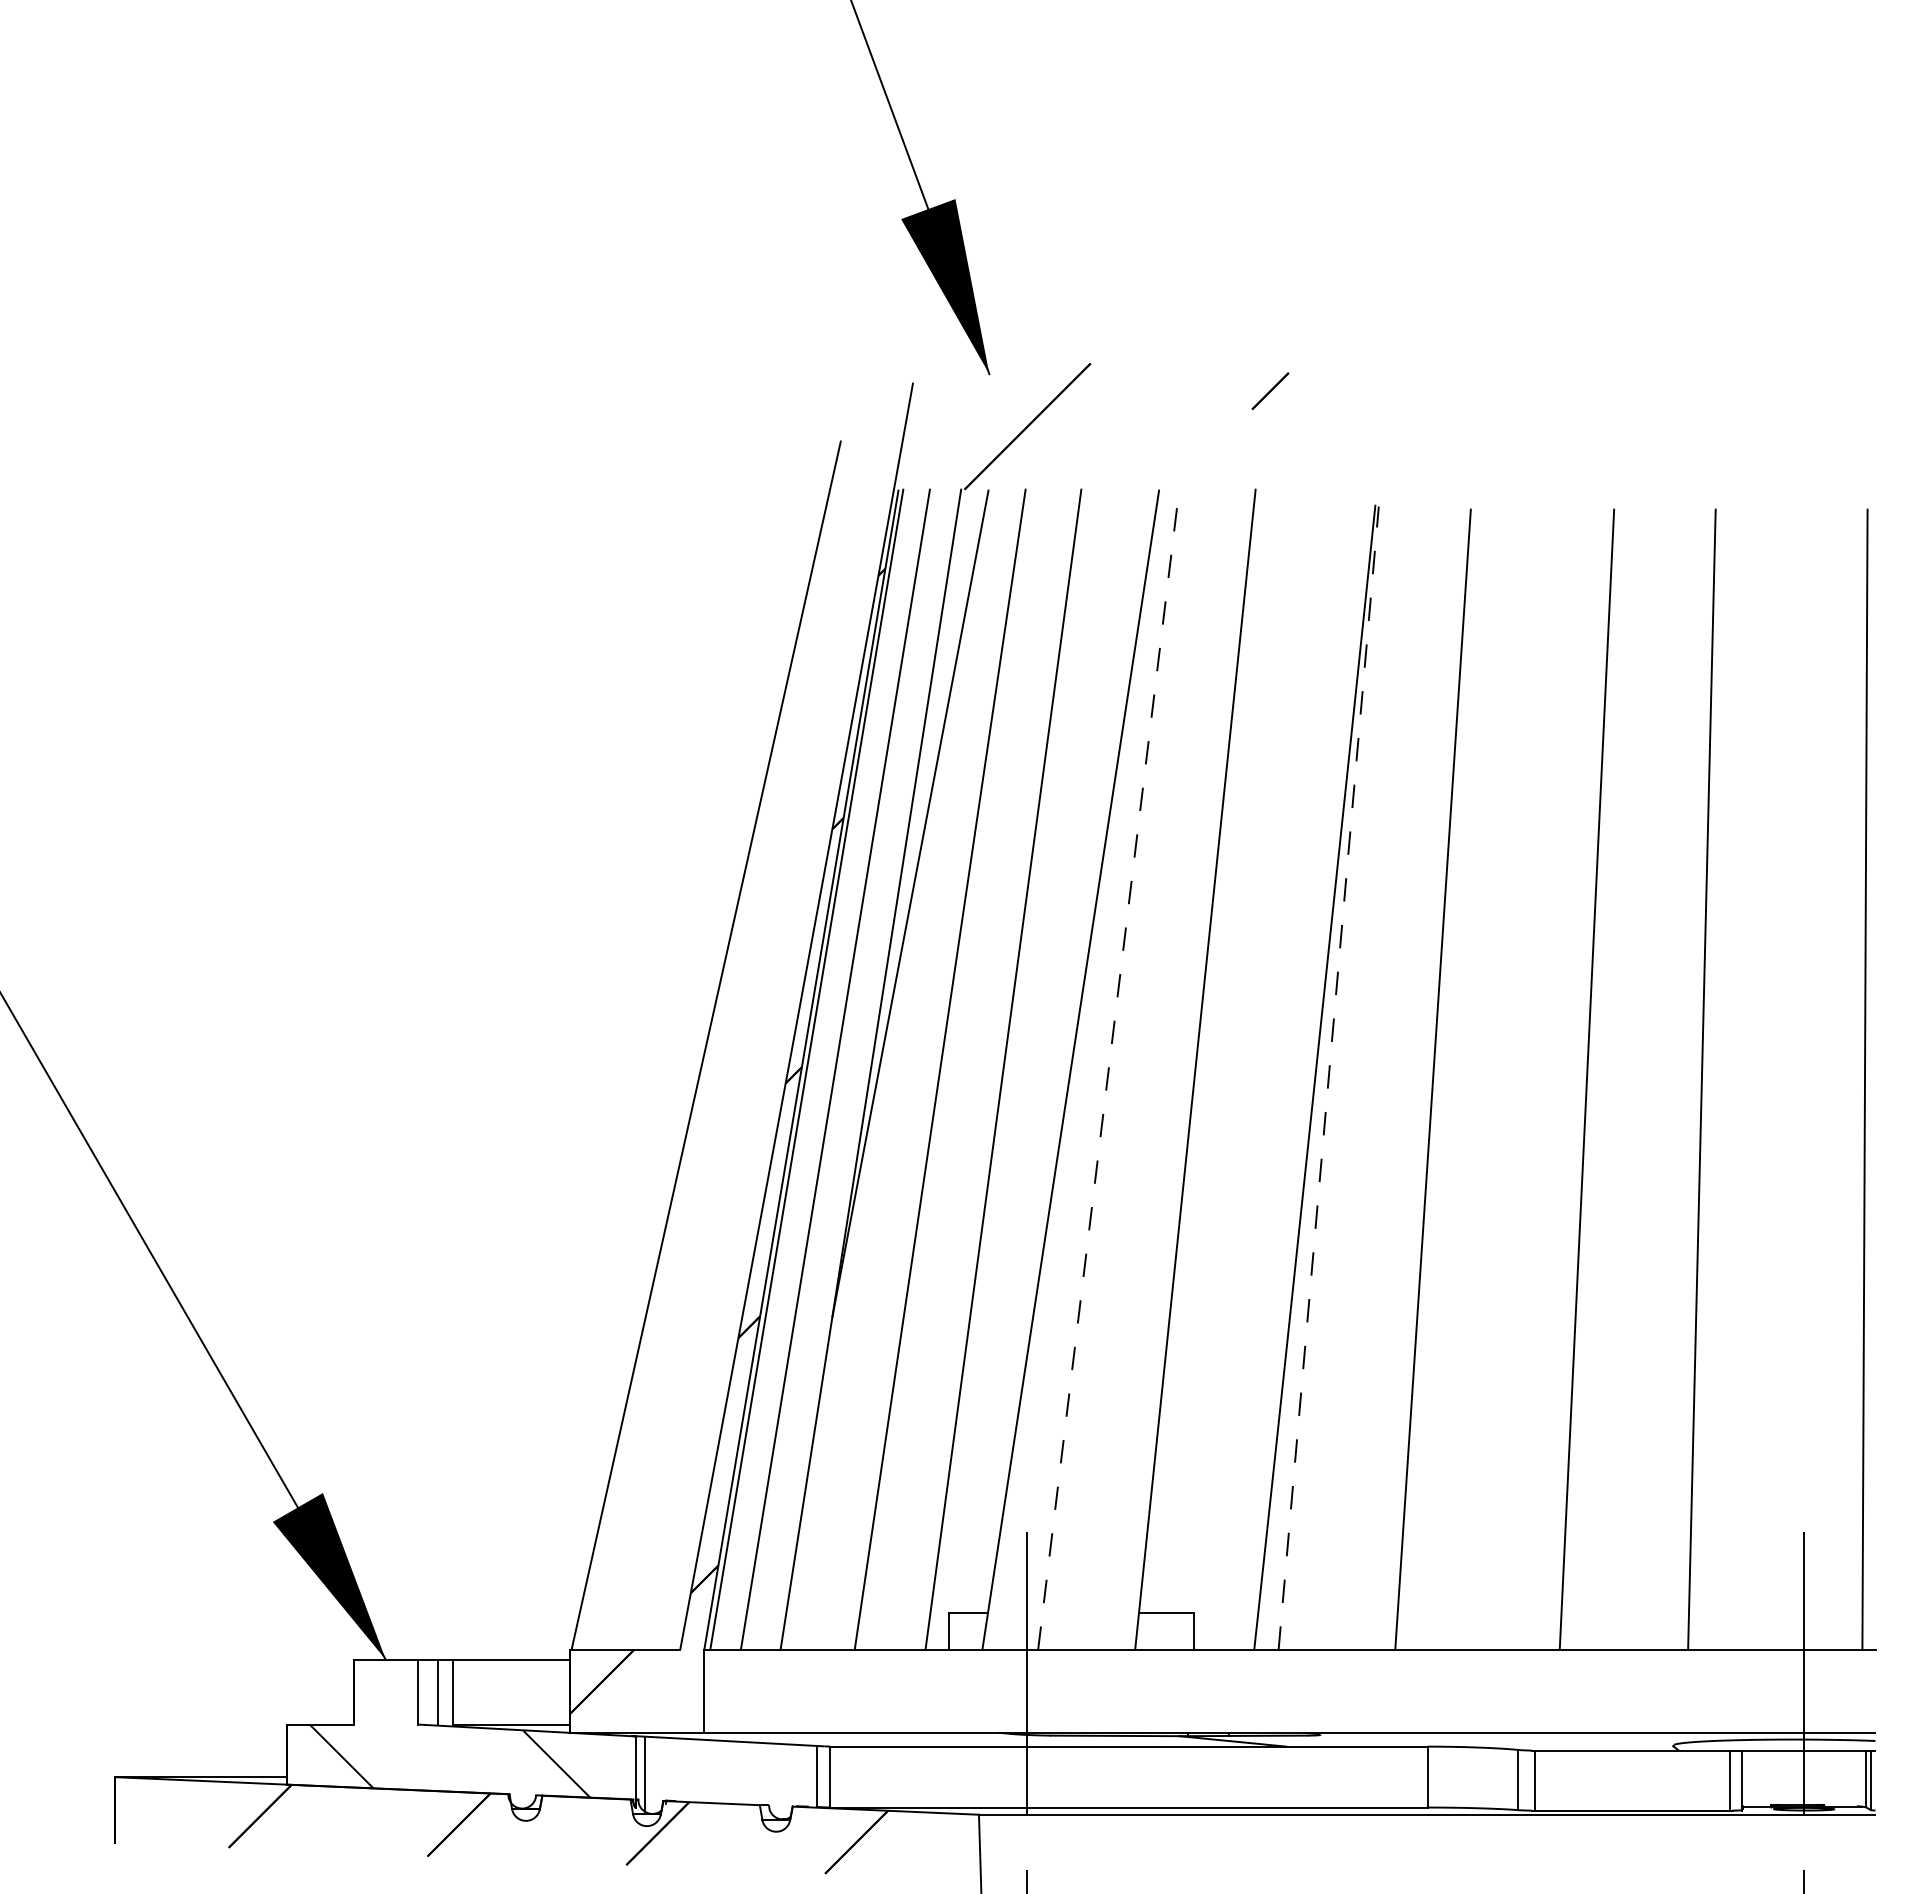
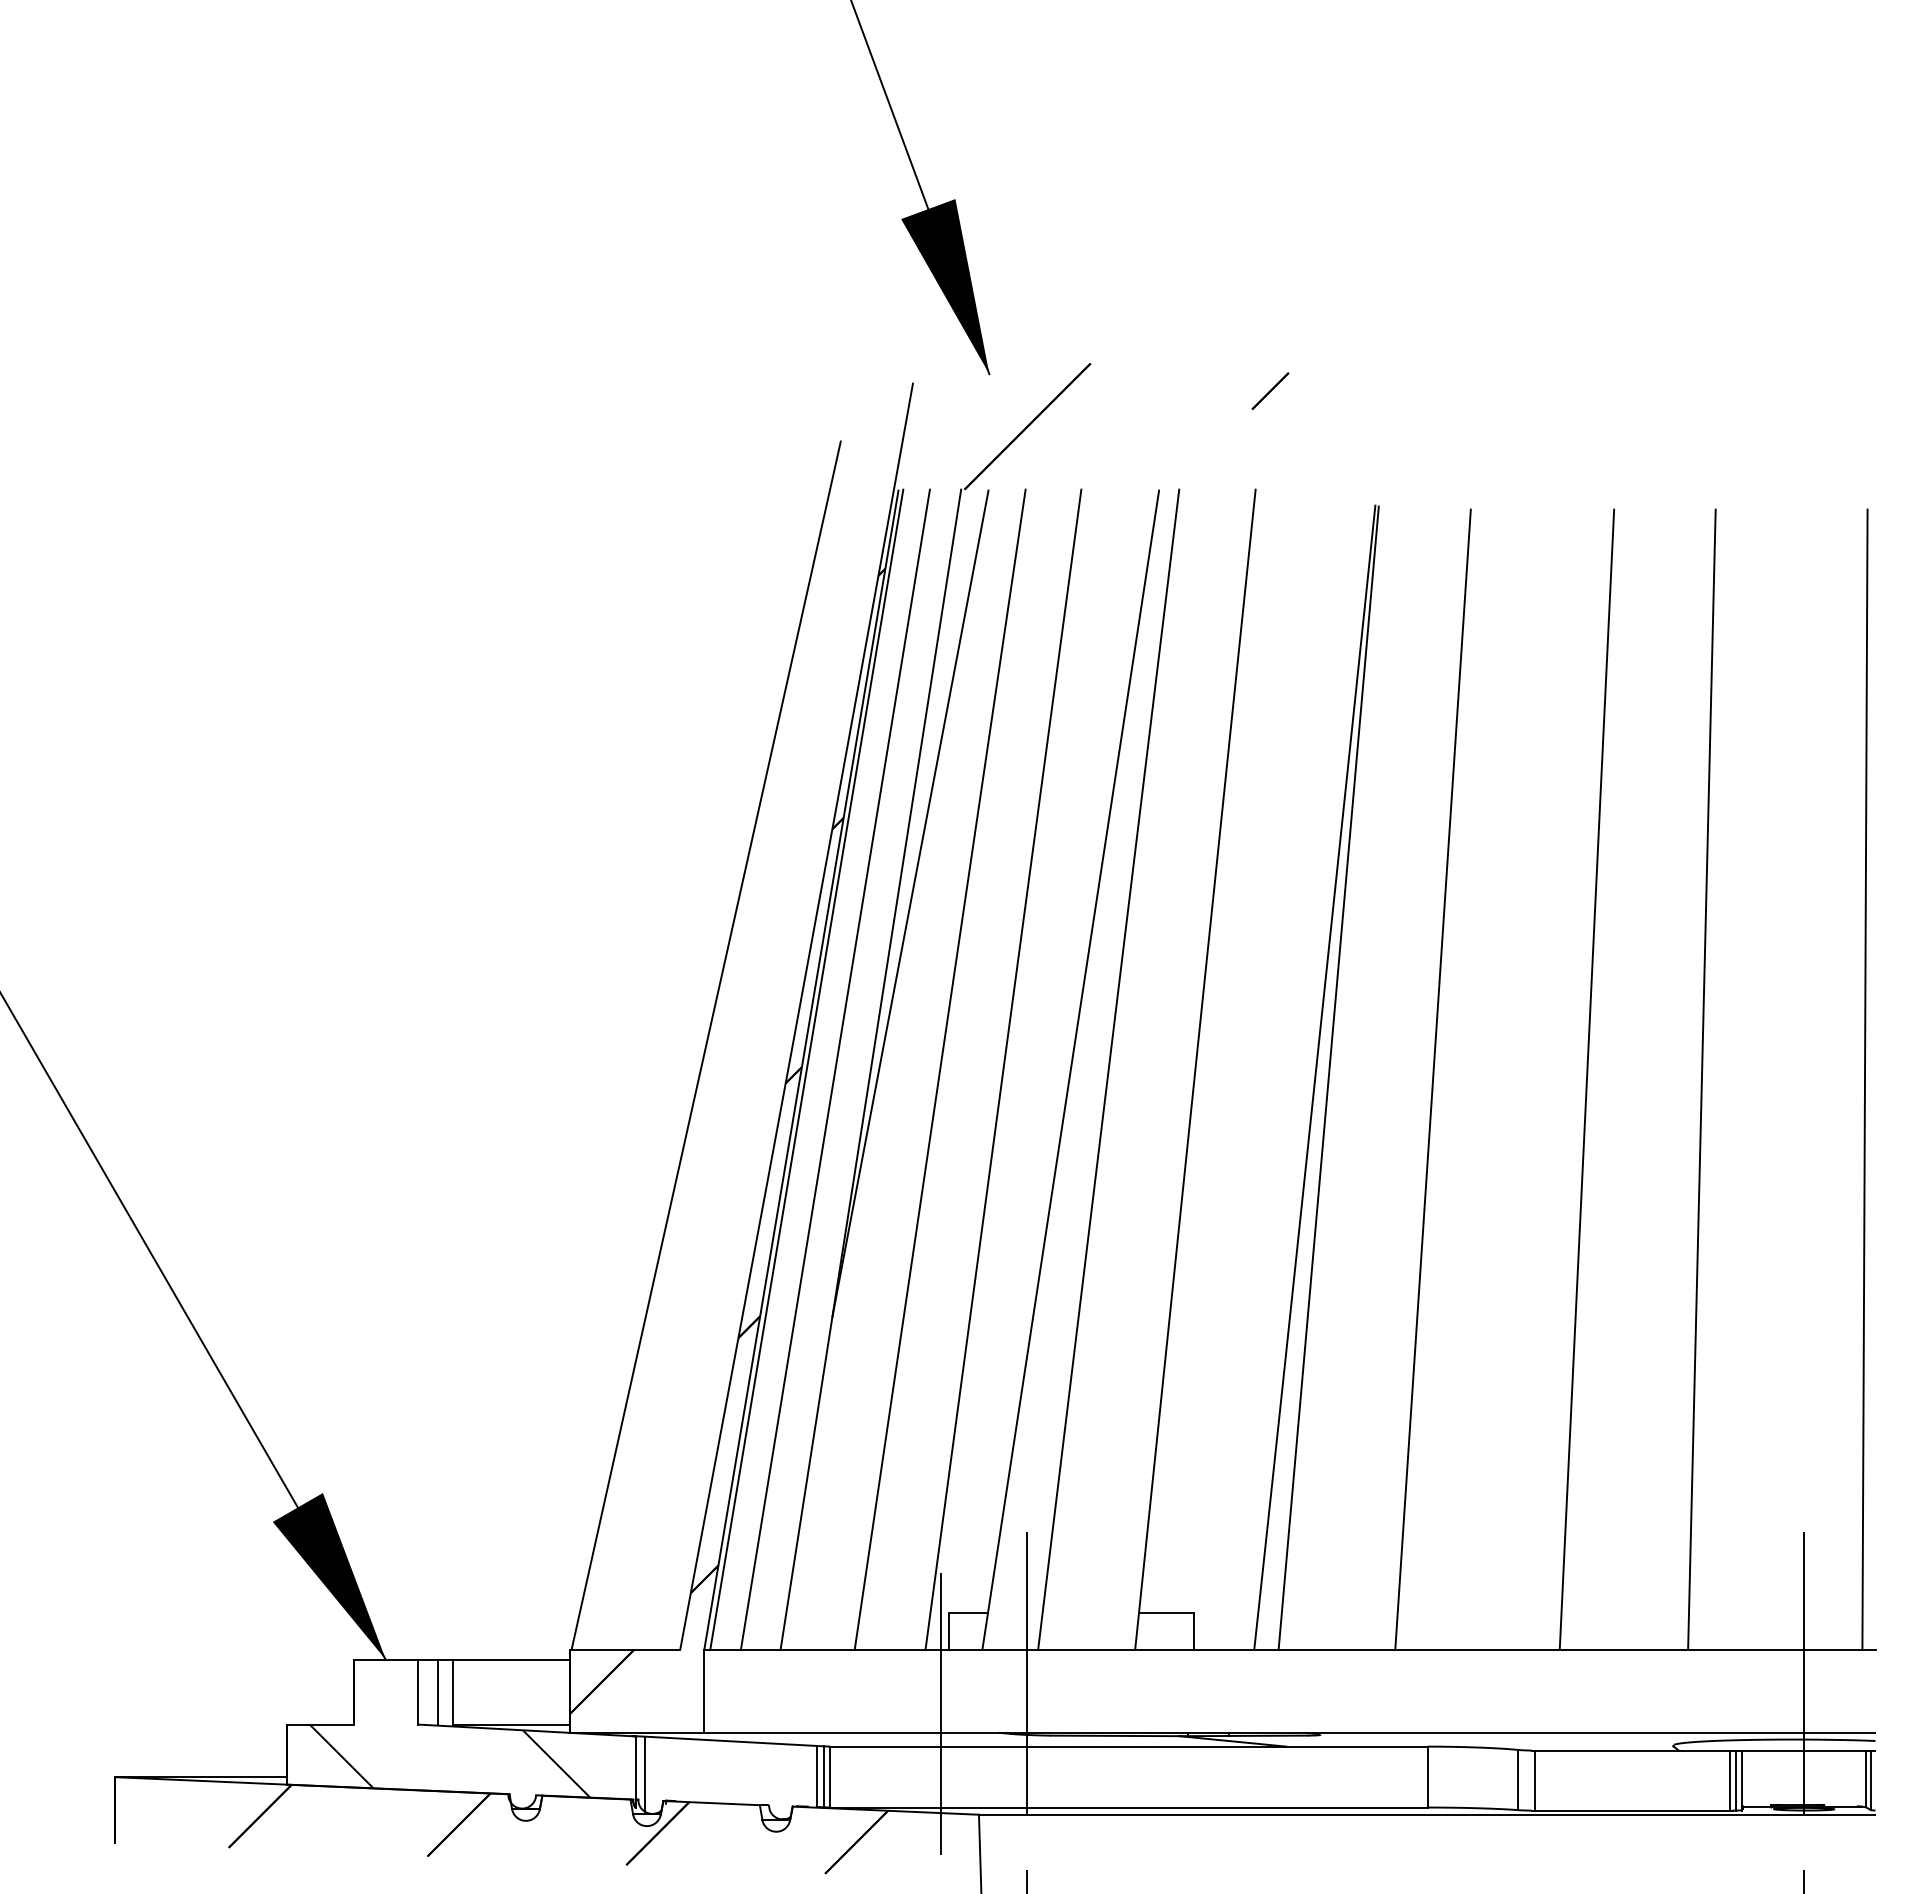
line: dashed -> solid (1108, 1069)
line: dashed -> solid (1328, 1078)
line: none -> present (941, 1698)
line: none -> present (824, 1776)
line: none -> present (1735, 1780)
